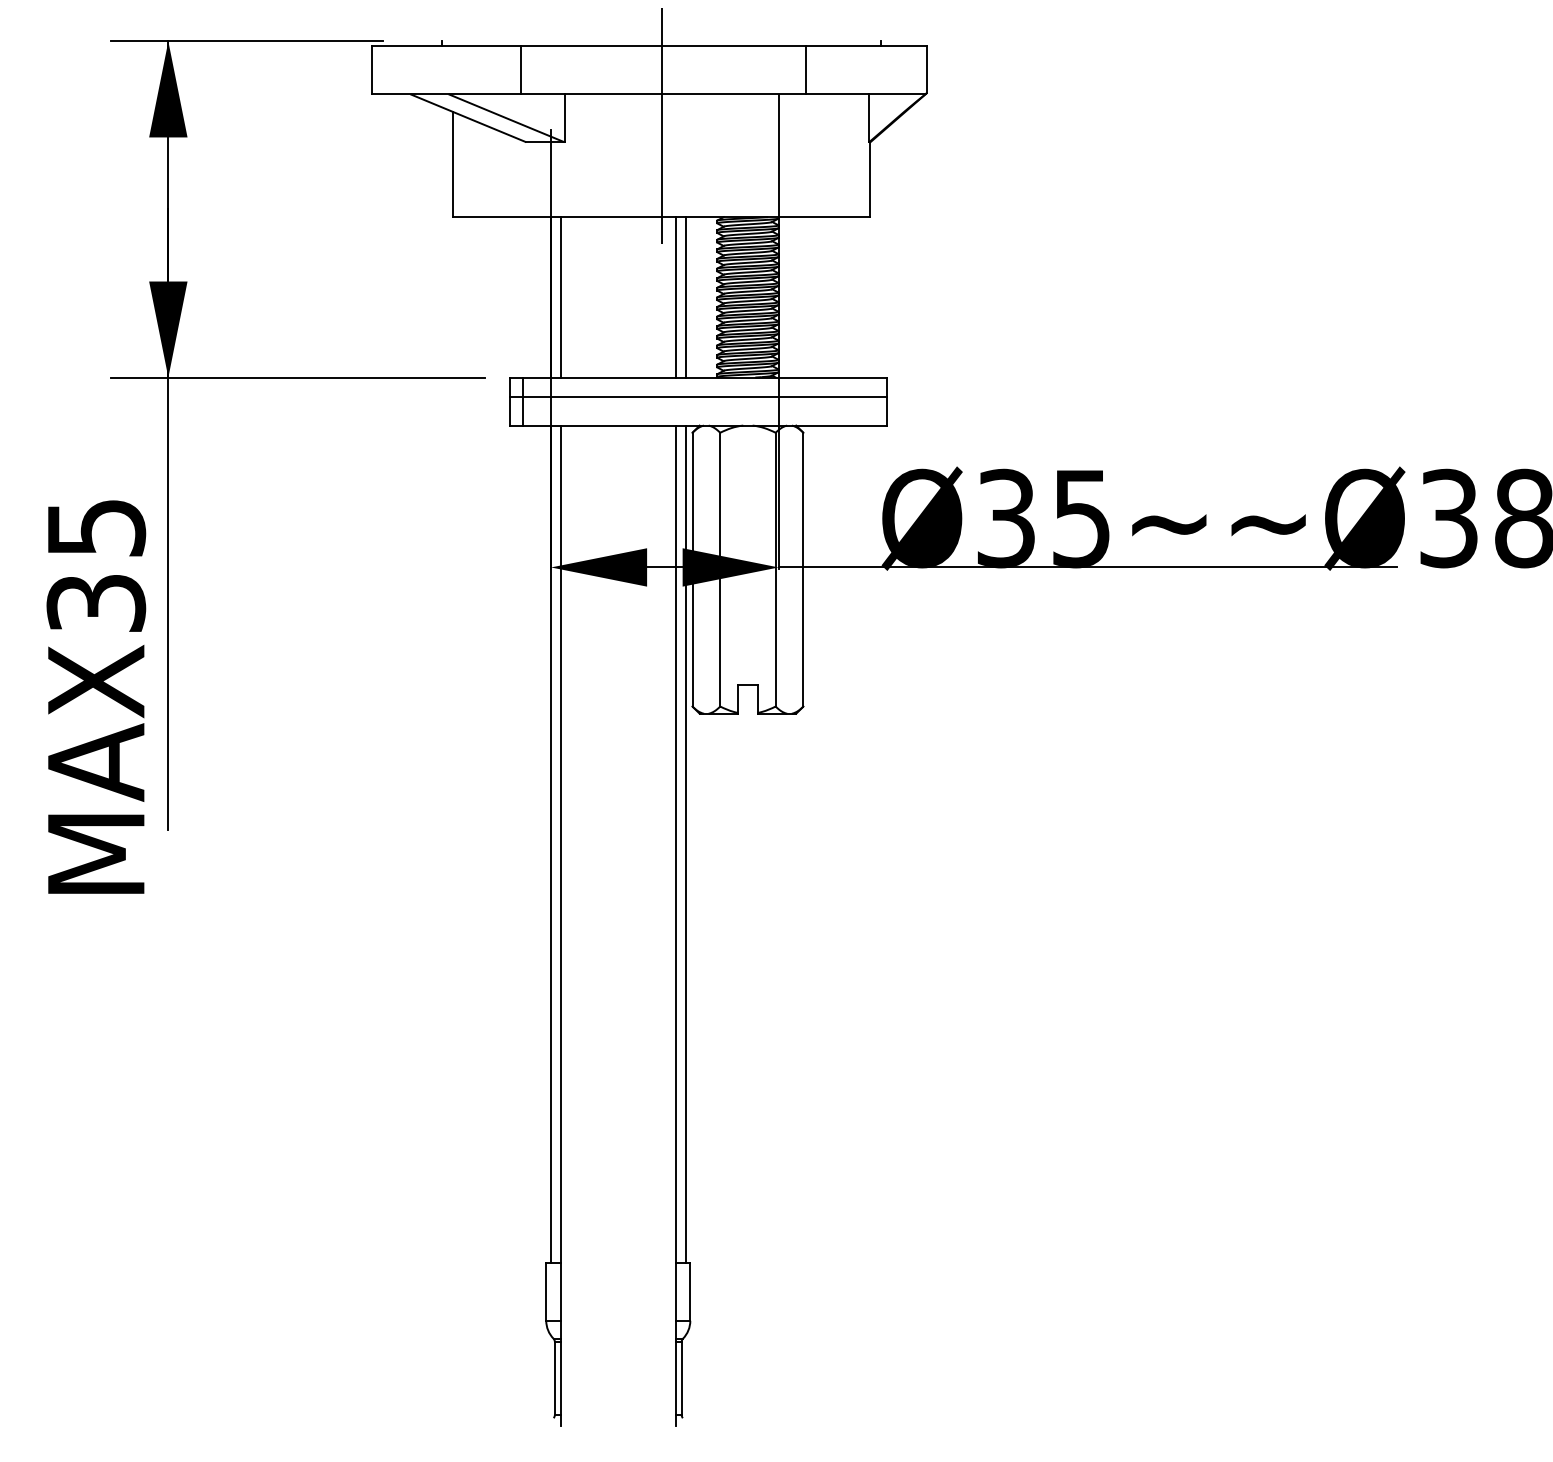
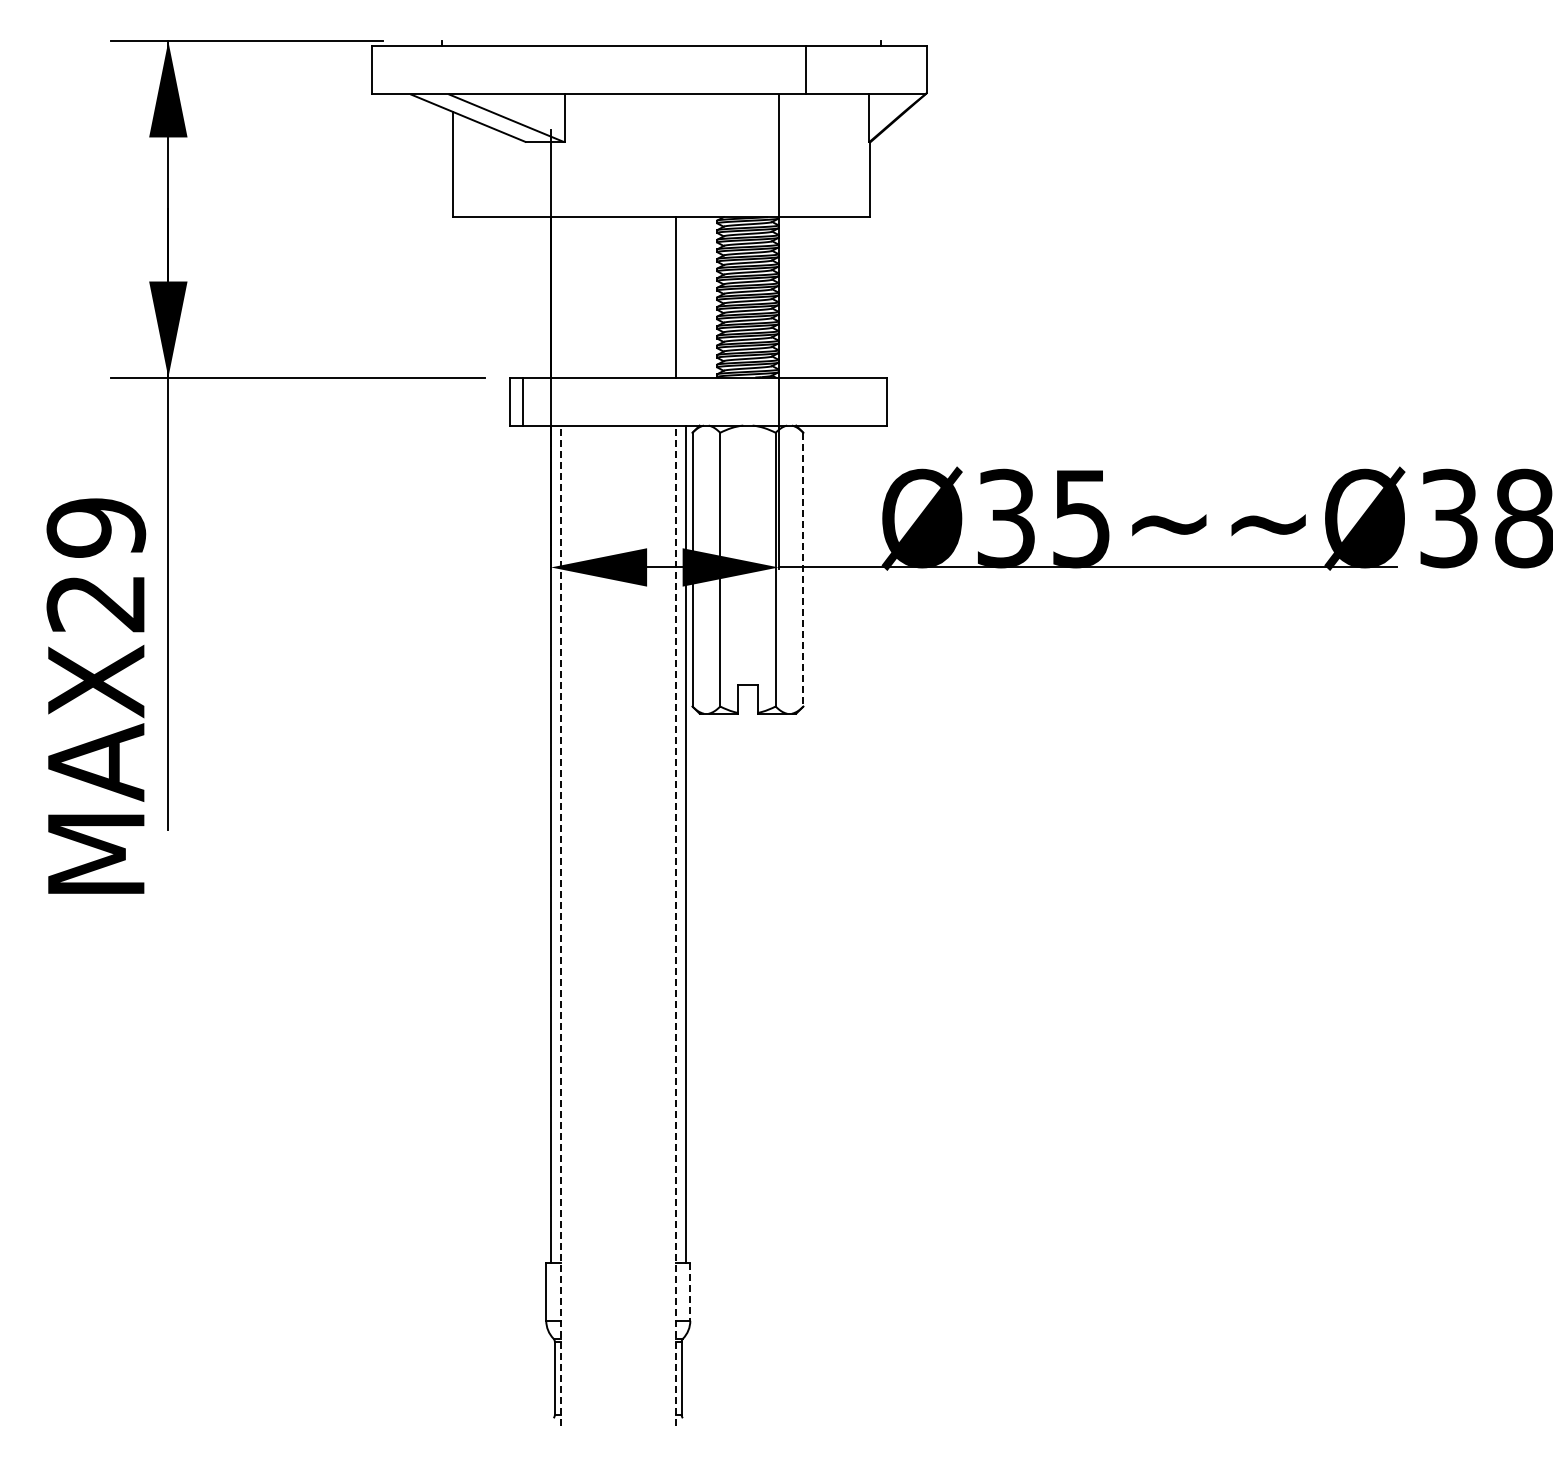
line: present -> none (520, 70)
line: present -> none (661, 133)
line: present -> none (560, 297)
line: present -> none (685, 297)
line: present -> none (698, 396)
text: MAX35 -> MAX29 (96, 565)
line: solid -> dashed (803, 569)
line: solid -> dashed (560, 925)
line: solid -> dashed (675, 925)
line: solid -> dashed (690, 1291)
